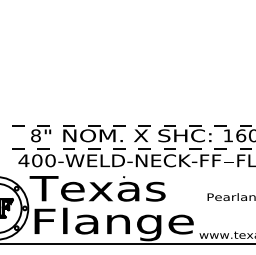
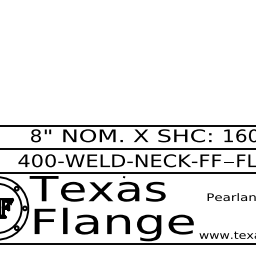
line: dashed -> solid (128, 125)
line: dashed -> solid (128, 149)
line: none -> present (127, 172)
